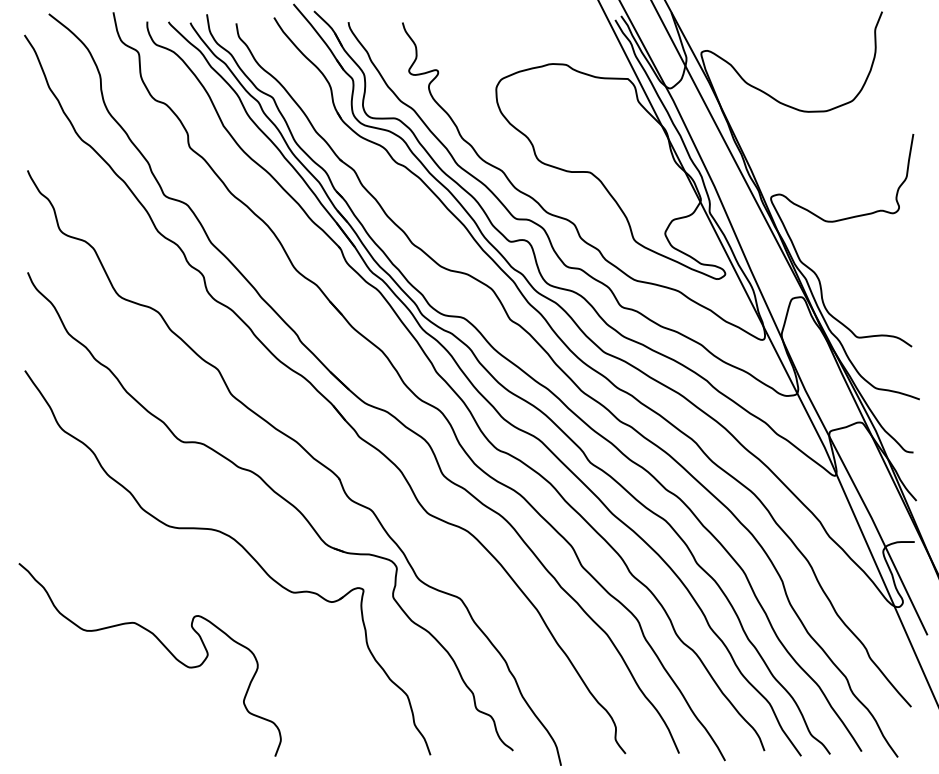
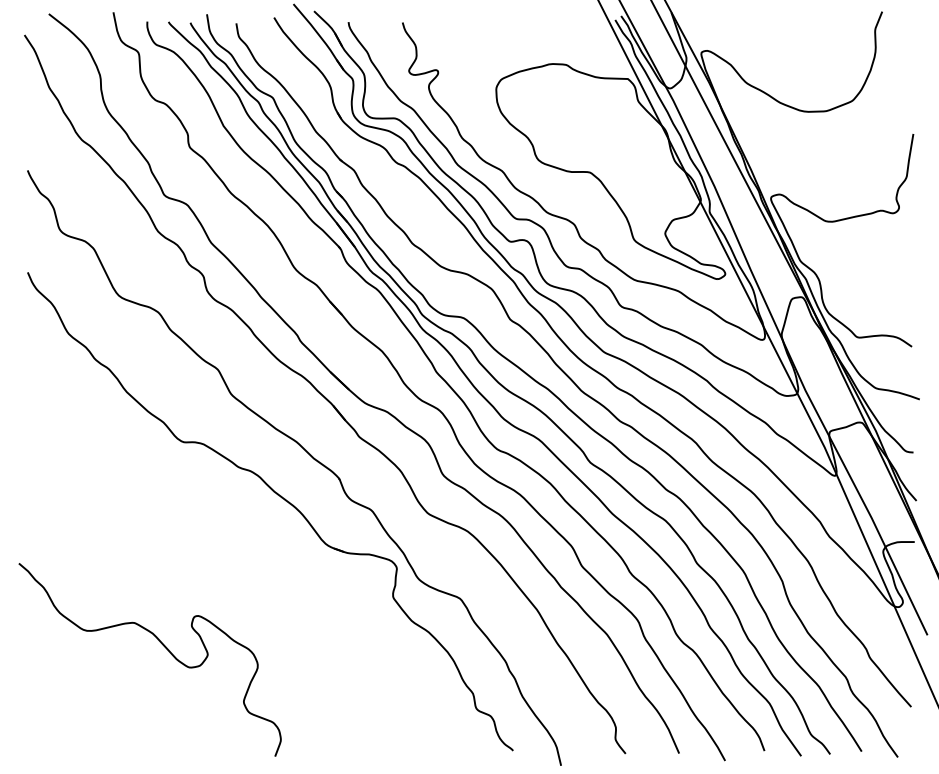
part: present -> none (241, 547)
